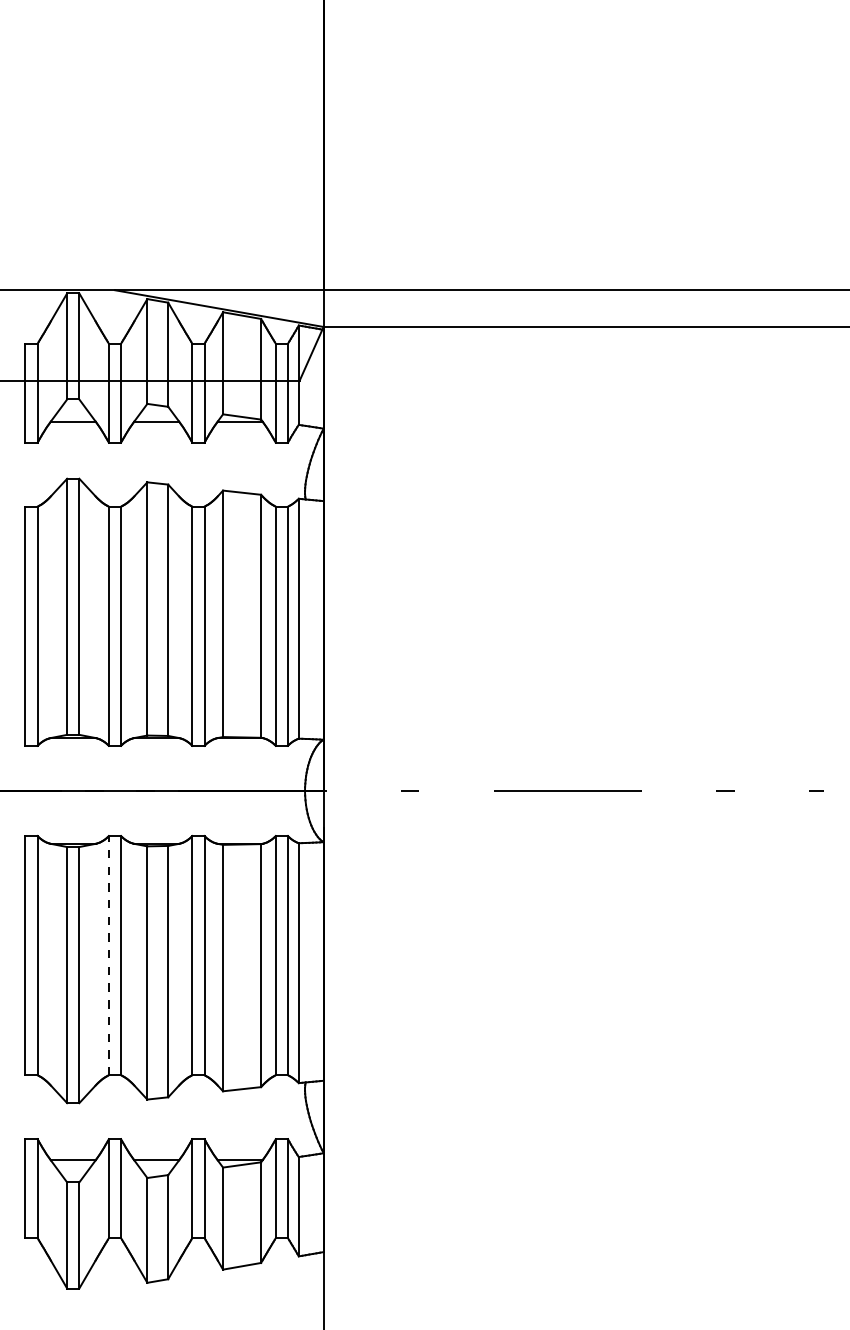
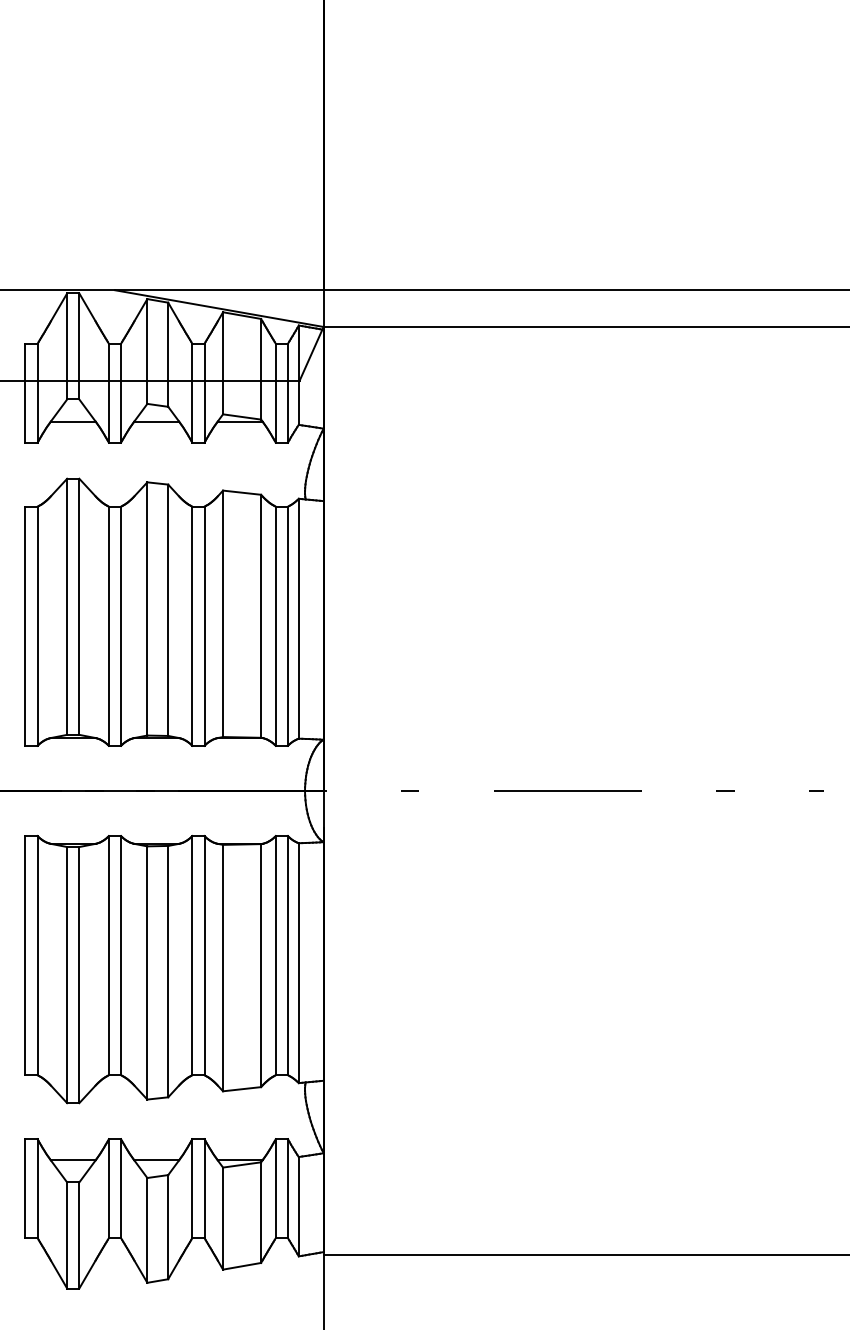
line: dashed -> solid (108, 955)
line: none -> present (584, 1254)
